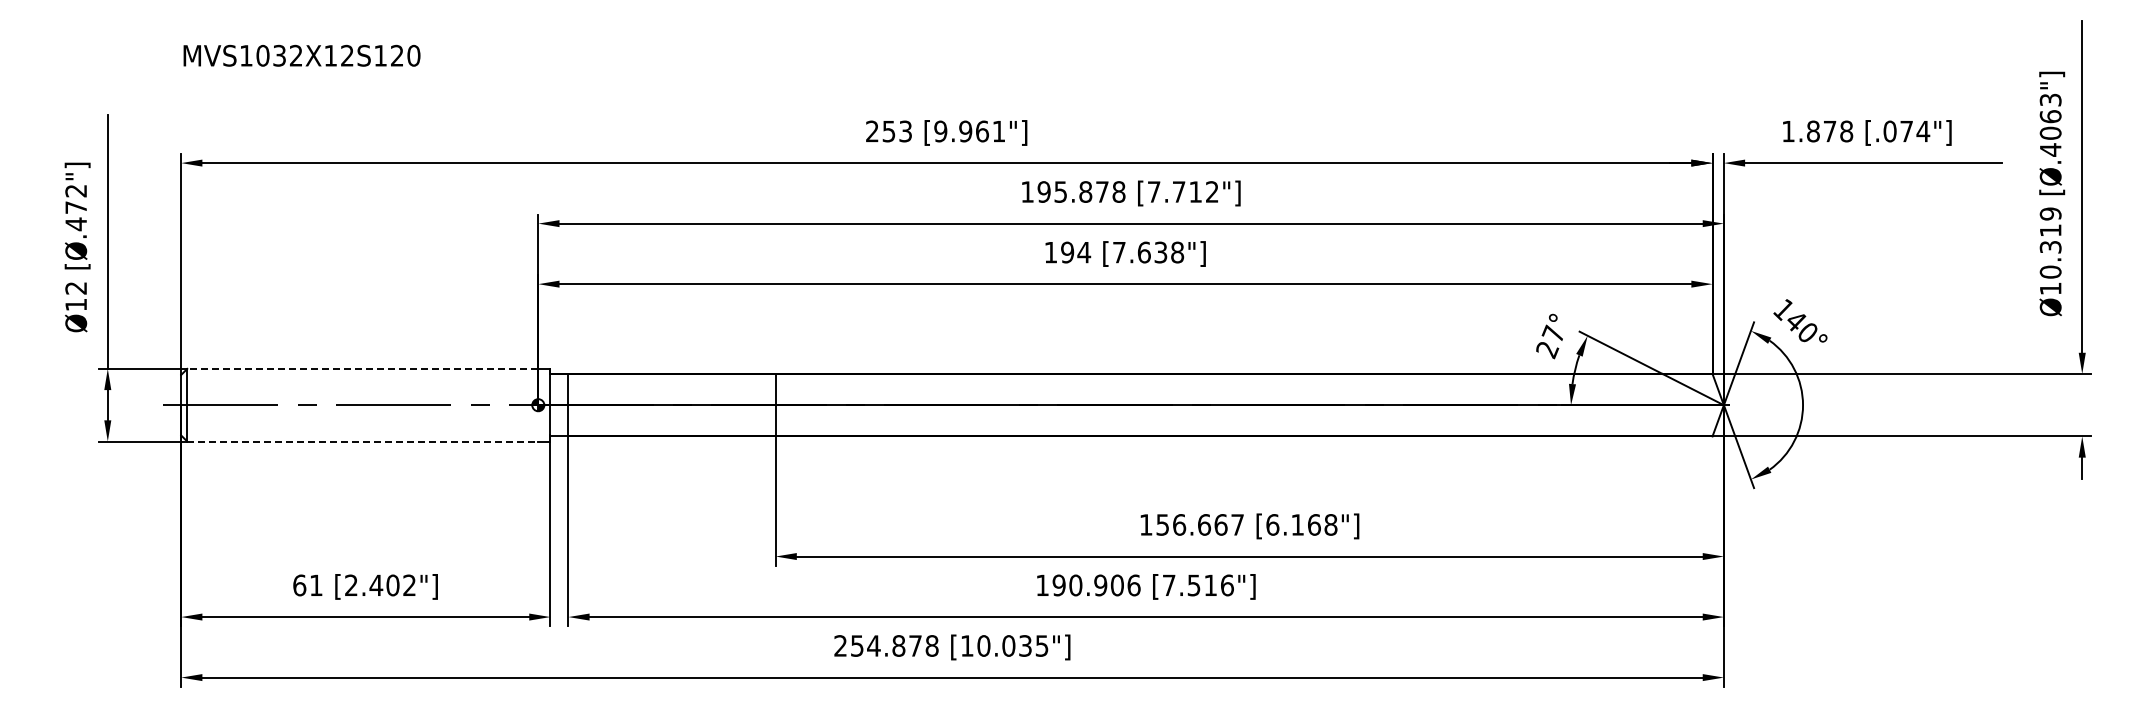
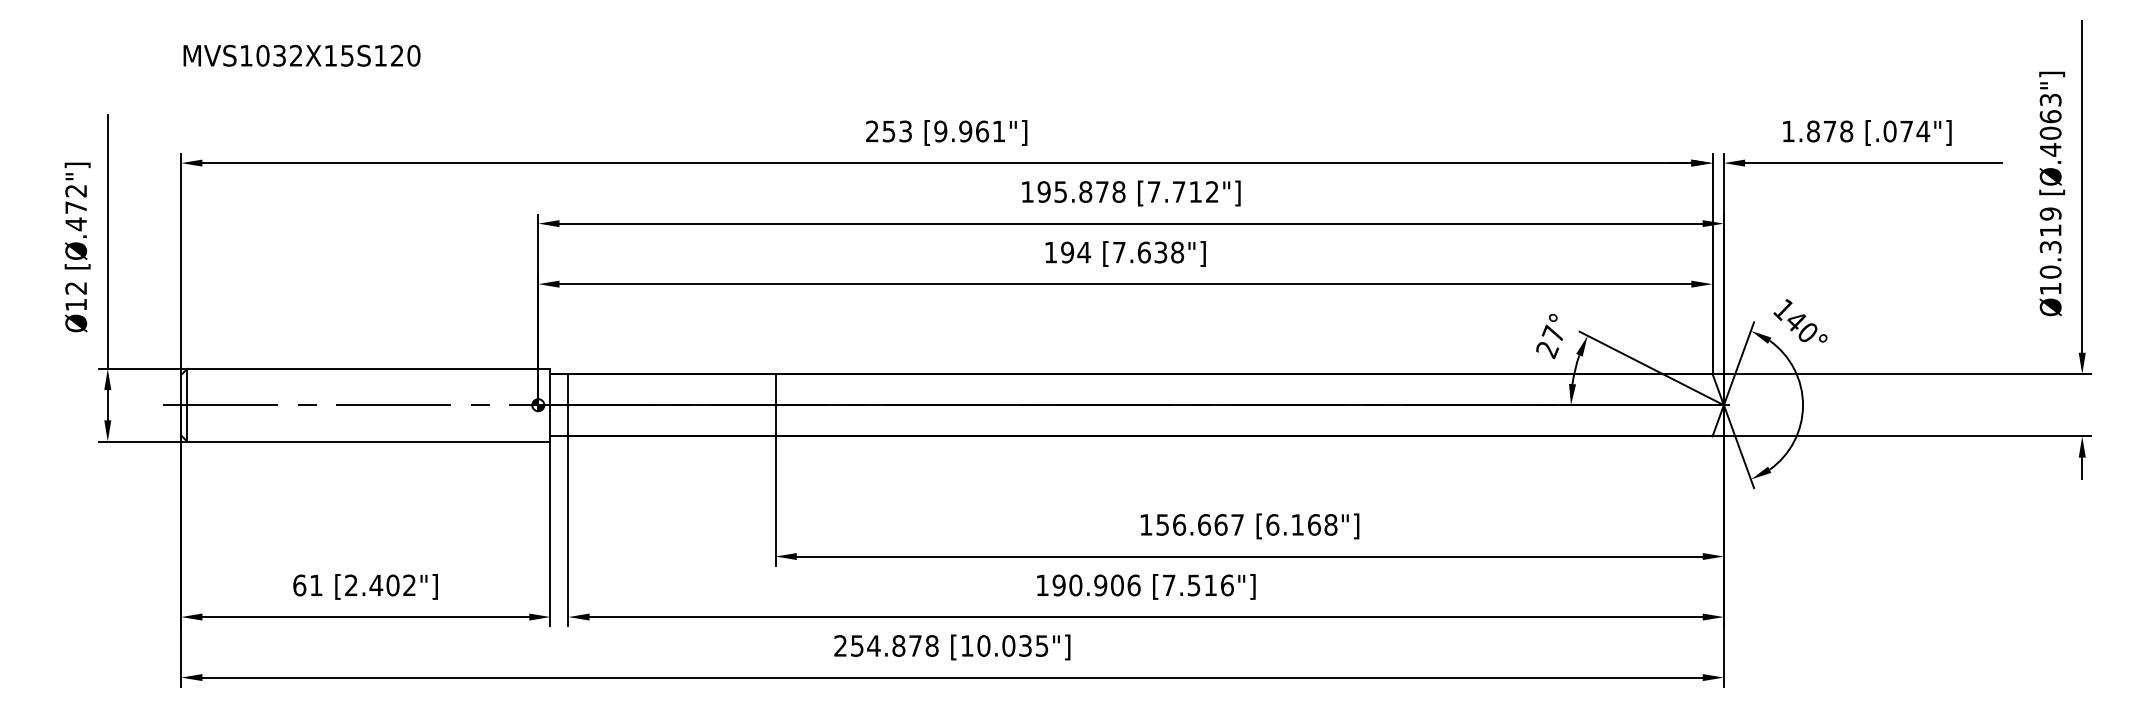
text: MVS1032X12S120 -> MVS1032X15S120 (347, 55)
line: dashed -> solid (362, 368)
line: dashed -> solid (362, 441)
